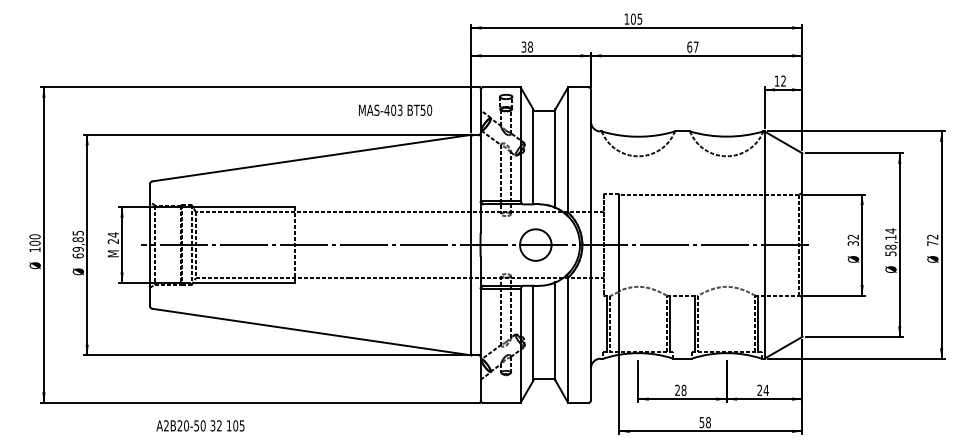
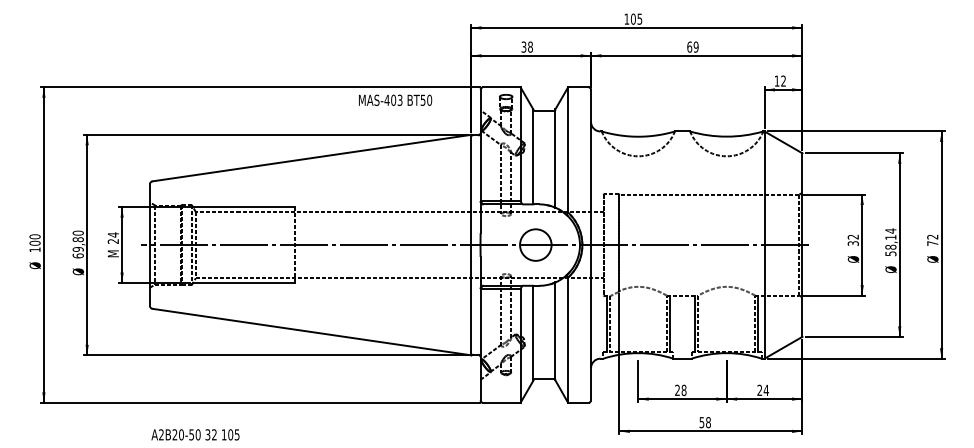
text: 67 -> 69 (695, 46)
text position: (395, 109) -> (395, 99) (395, 99)
text: 69,85 -> 69,80 (77, 232)
text position: (200, 425) -> (195, 434) (195, 434)
